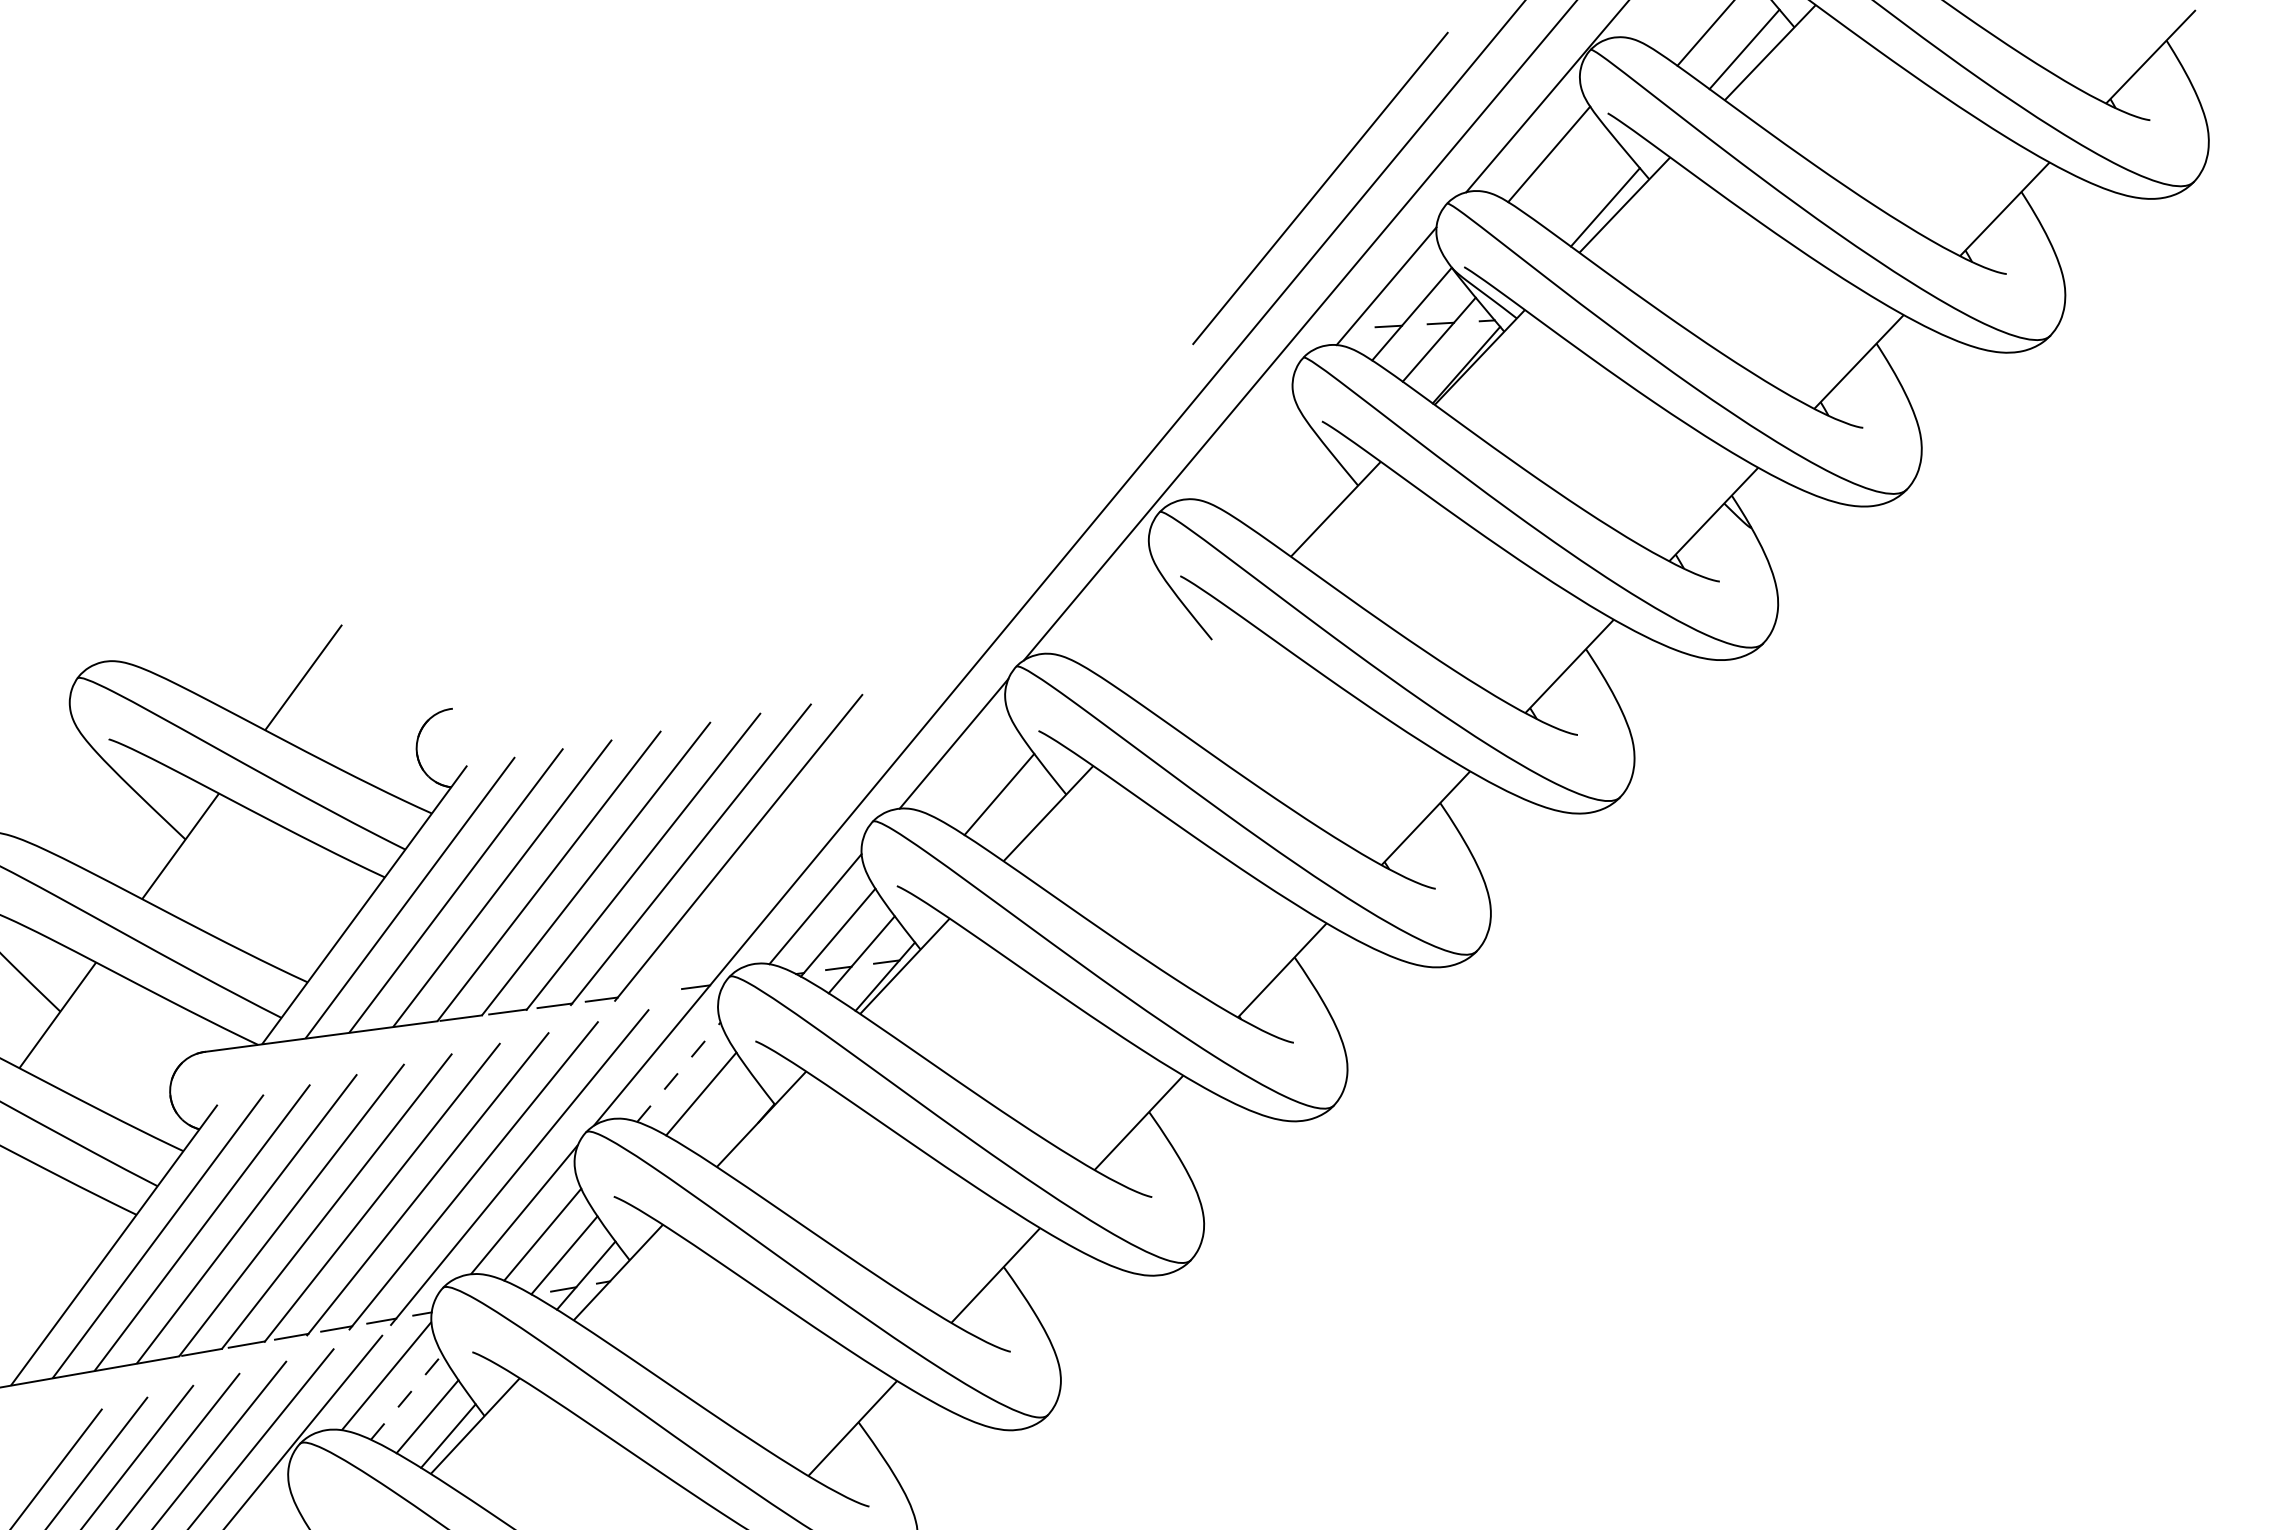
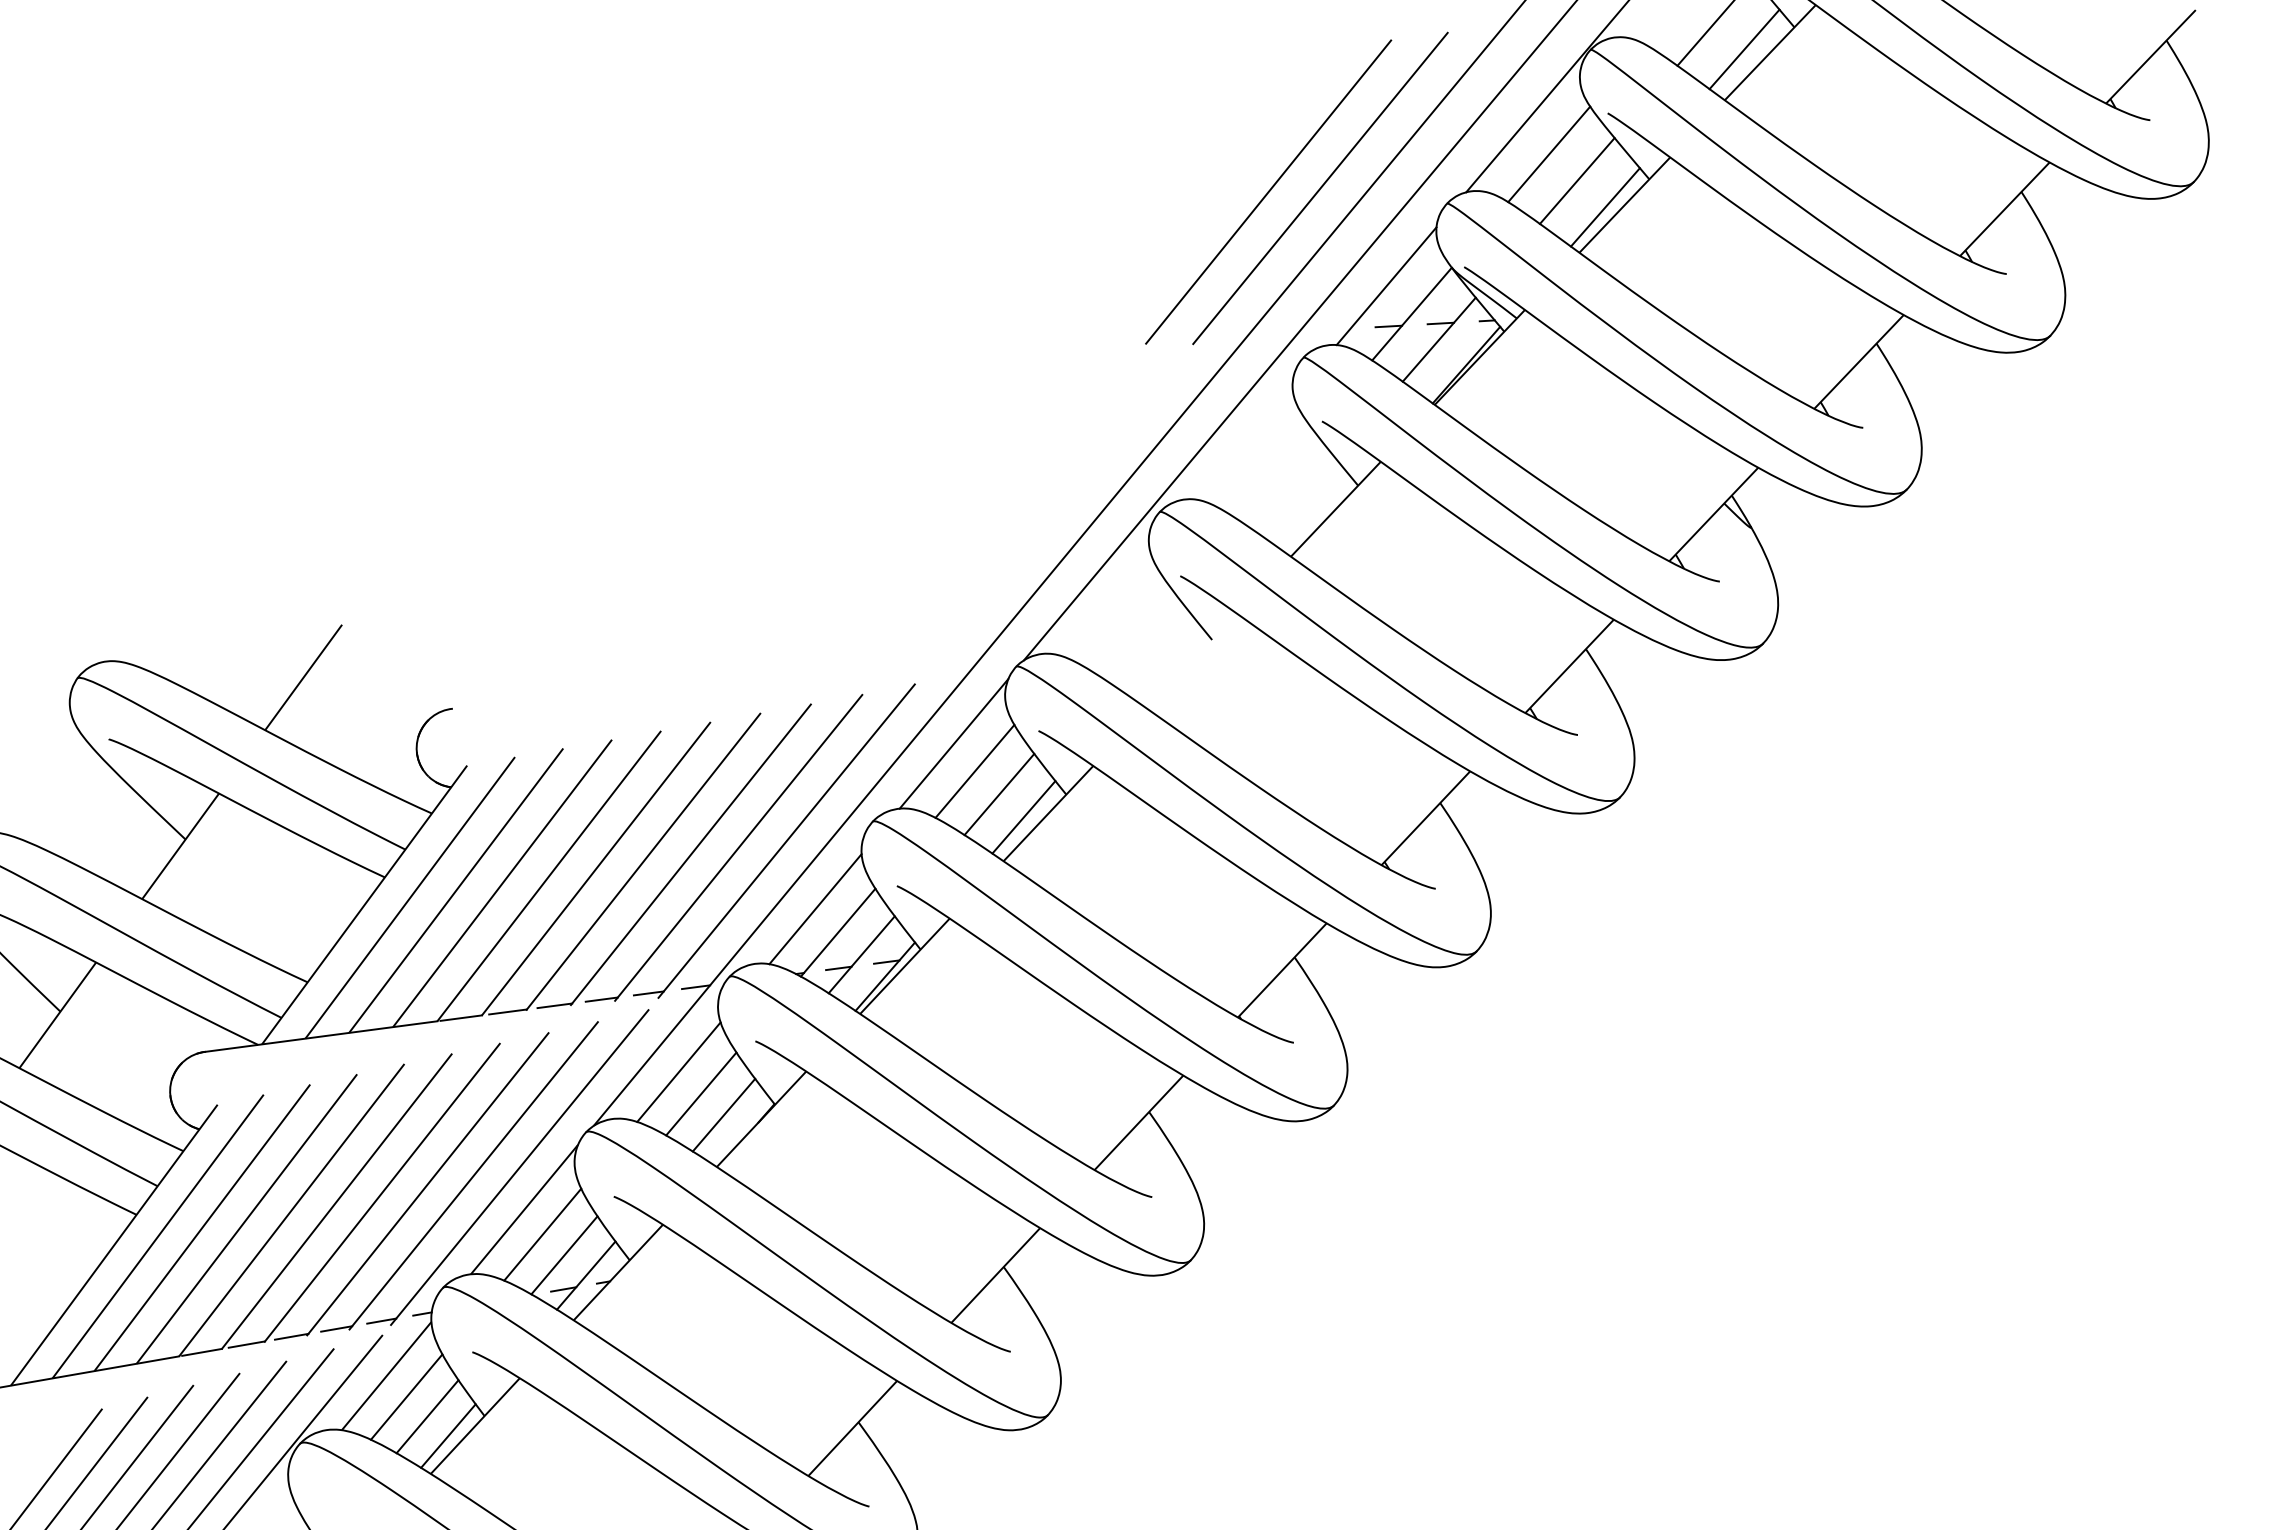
line: none -> present (1576, 180)
line: none -> present (1268, 191)
line: none -> present (974, 770)
line: none -> present (1023, 817)
part: none -> present (781, 845)
line: dashed -> solid (678, 1072)
line: none -> present (723, 1114)
line: dashed -> solid (406, 1397)
